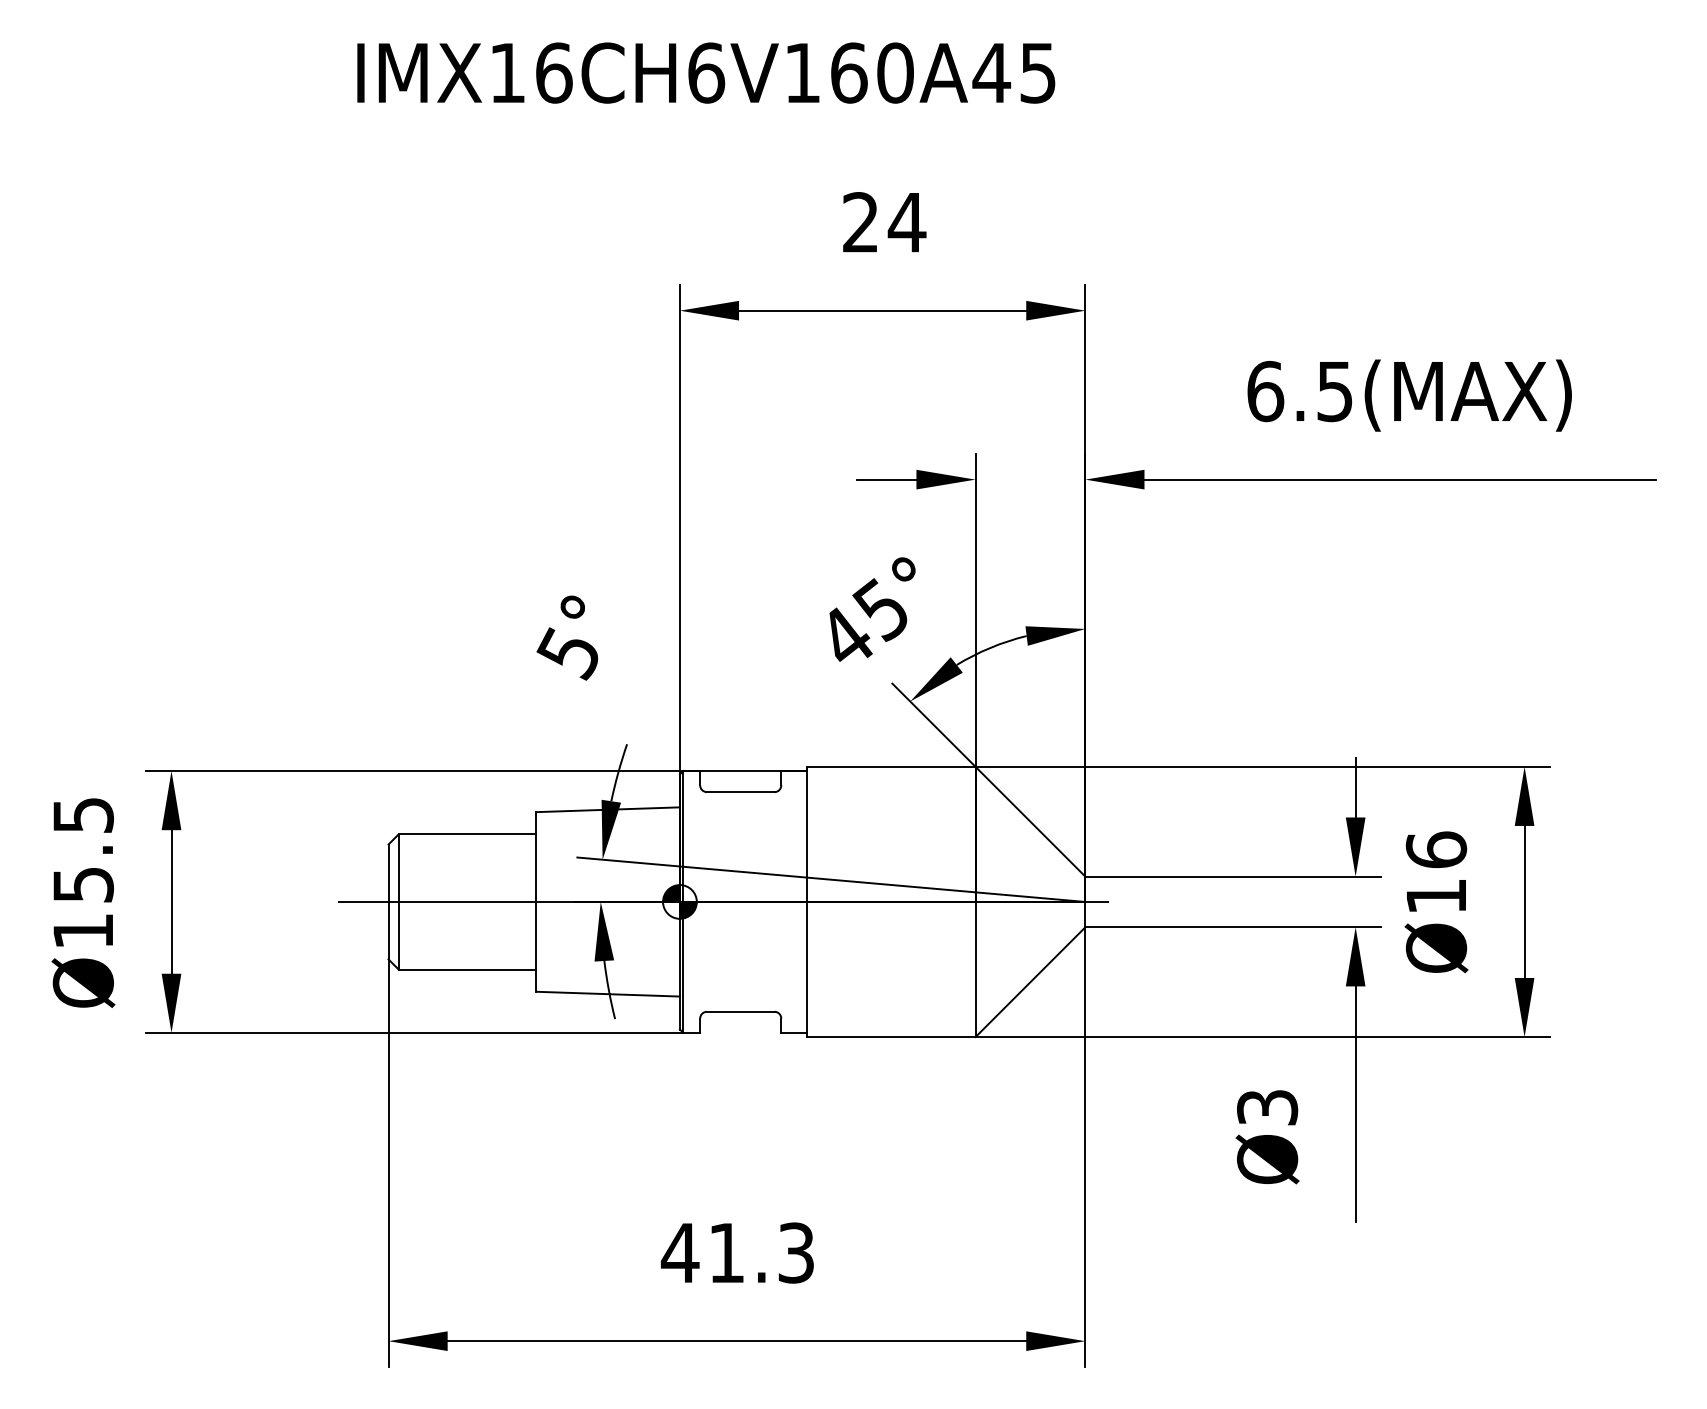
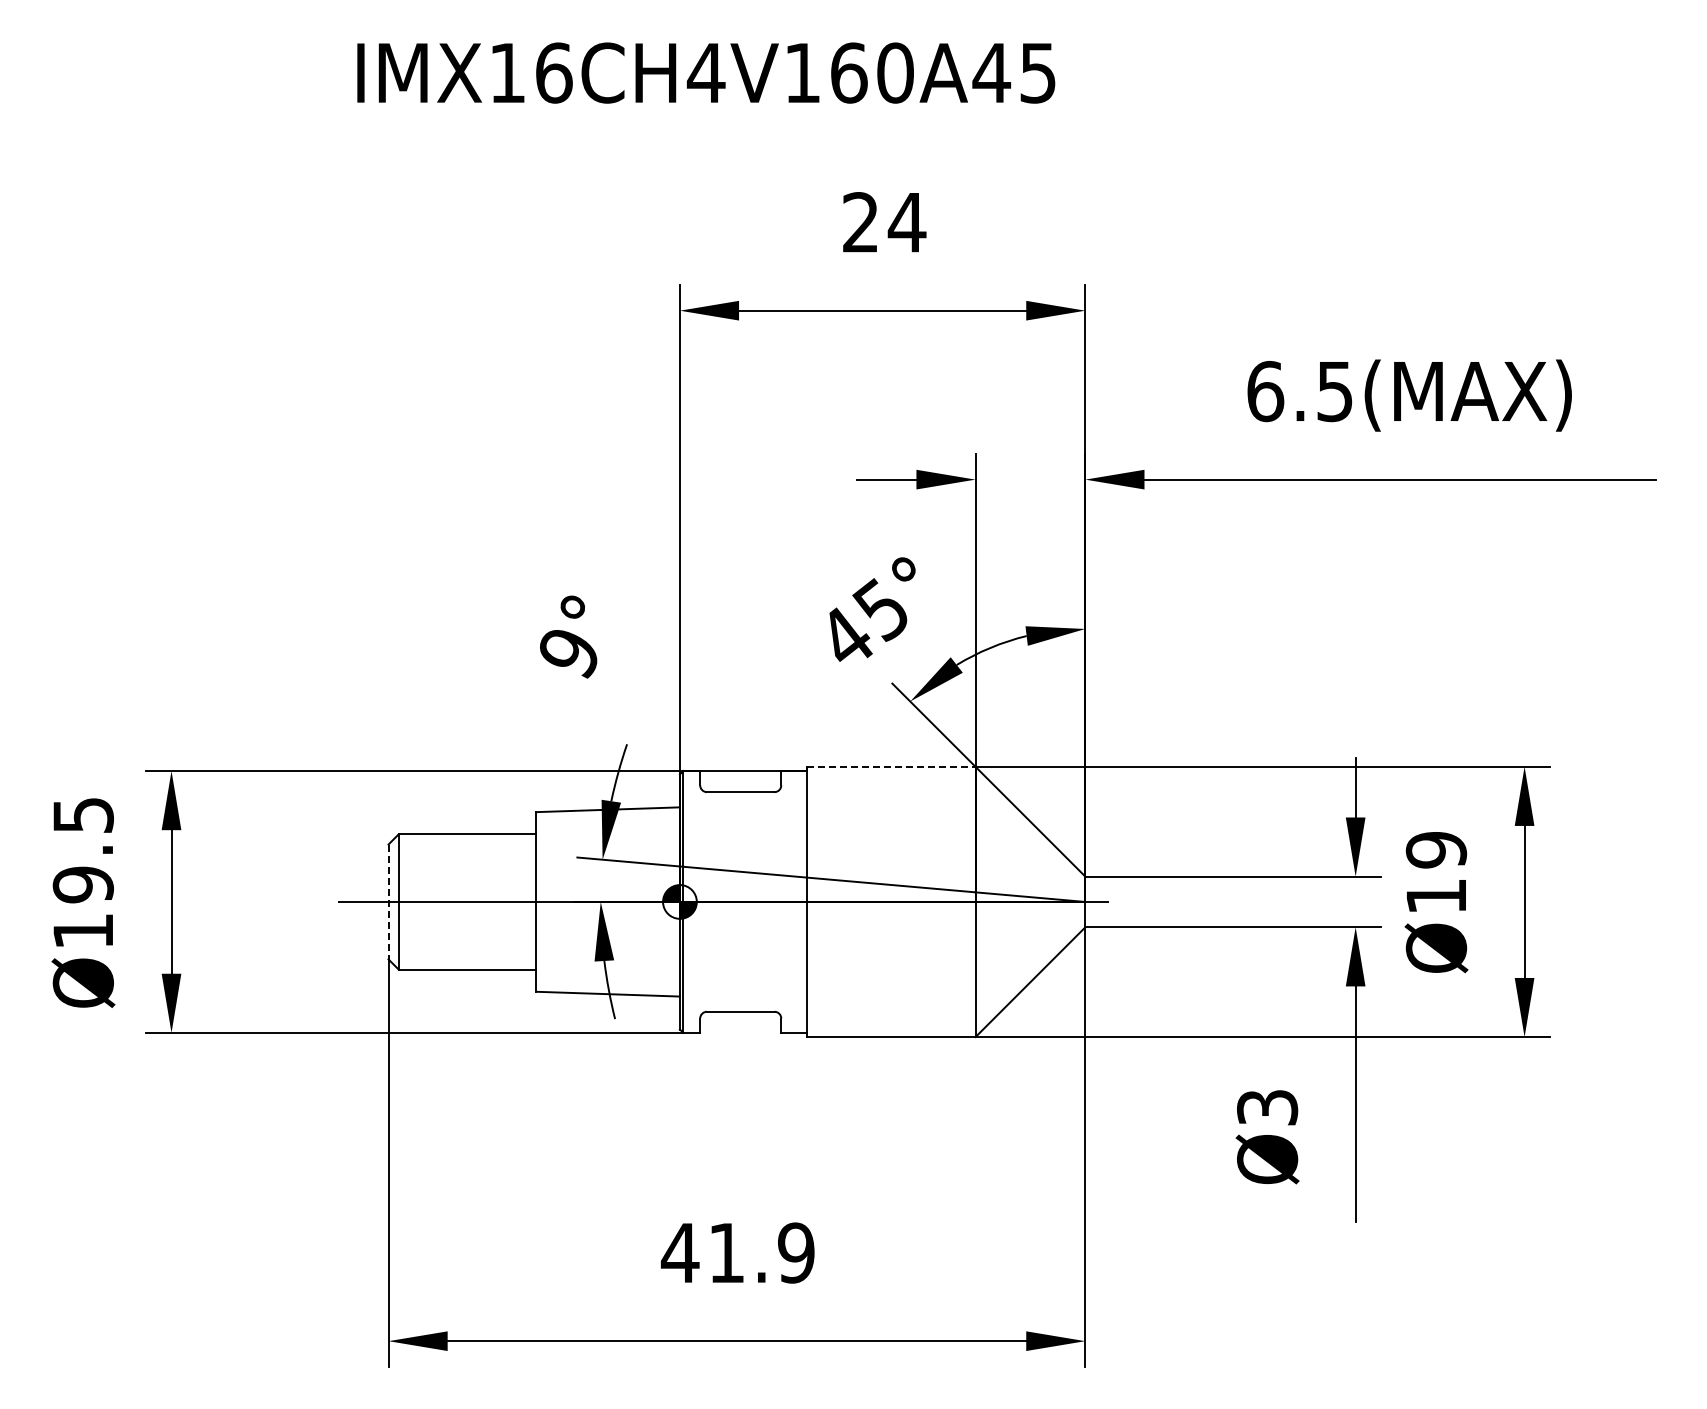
text: IMX16CH6V160A45 -> IMX16CH4V160A45 (705, 72)
text: 5° -> 9° (567, 653)
line: solid -> dashed (891, 766)
text: Ø16 -> Ø19 (1436, 849)
text: Ø15.5 -> Ø19.5 (82, 884)
line: solid -> dashed (388, 902)
text: 41.3 -> 41.9 (796, 1252)
